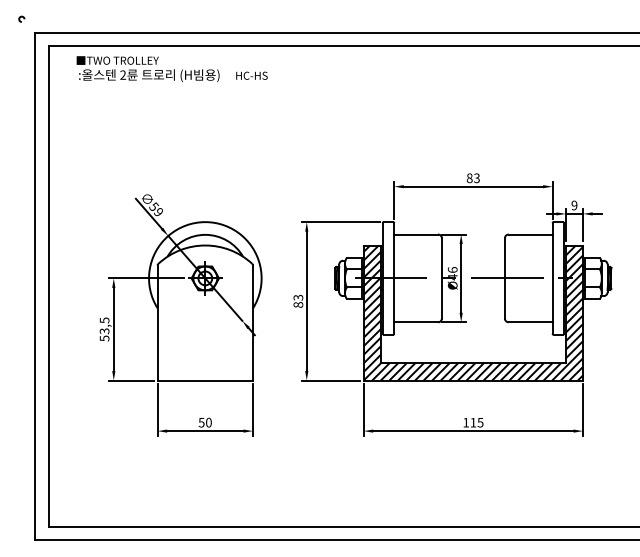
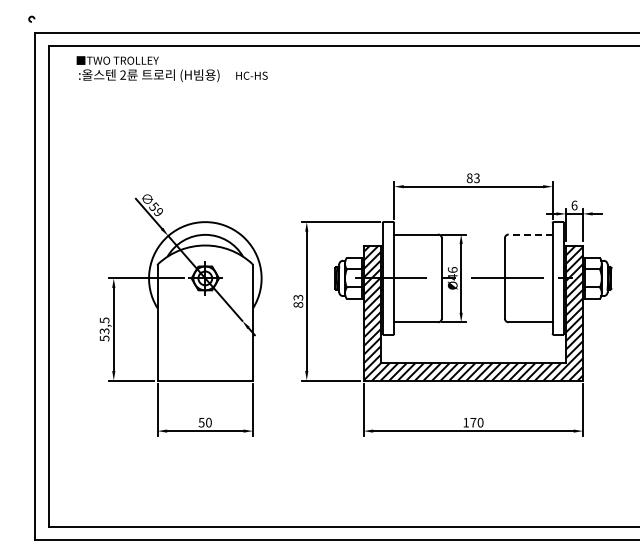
arc position: (21, 17) -> (31, 17) (31, 17)
text: 9 -> 6 (574, 205)
line: solid -> dashed (530, 234)
text: 115 -> 170 (476, 422)
